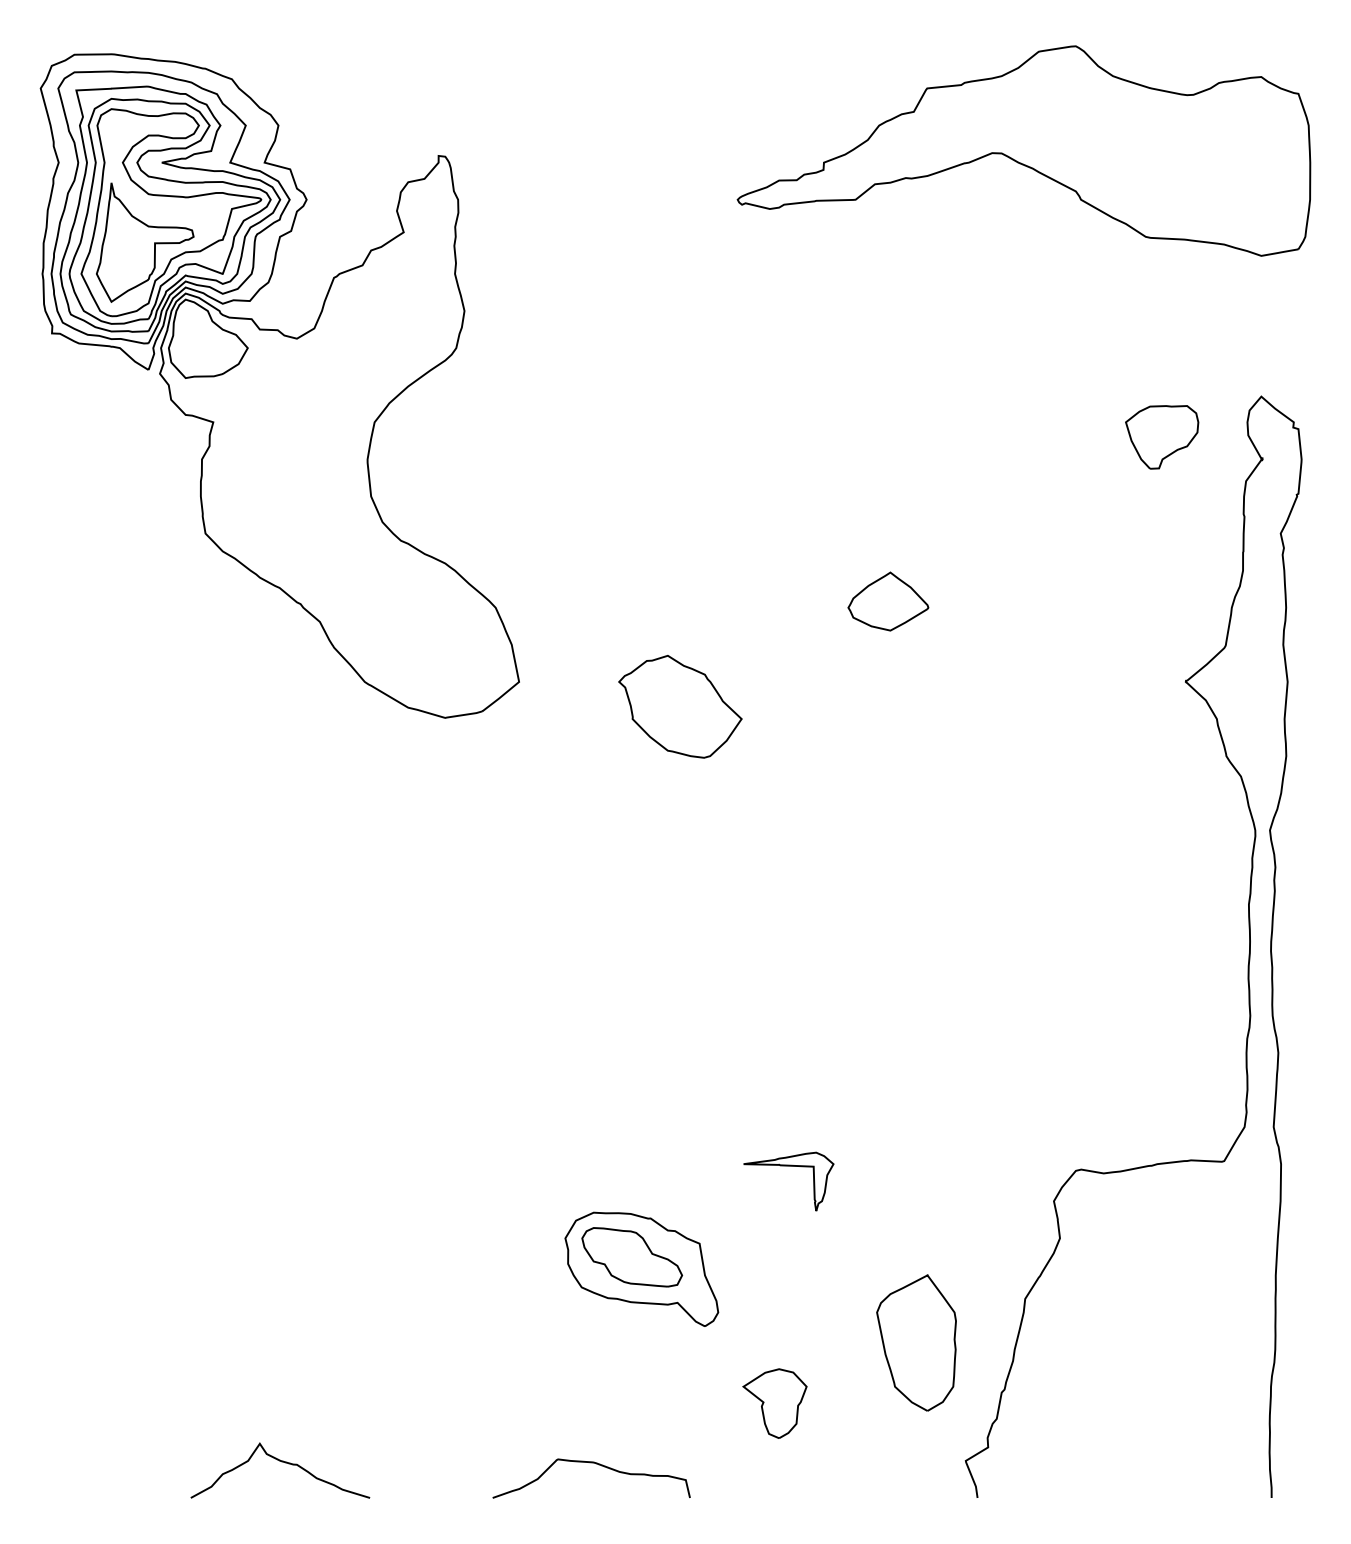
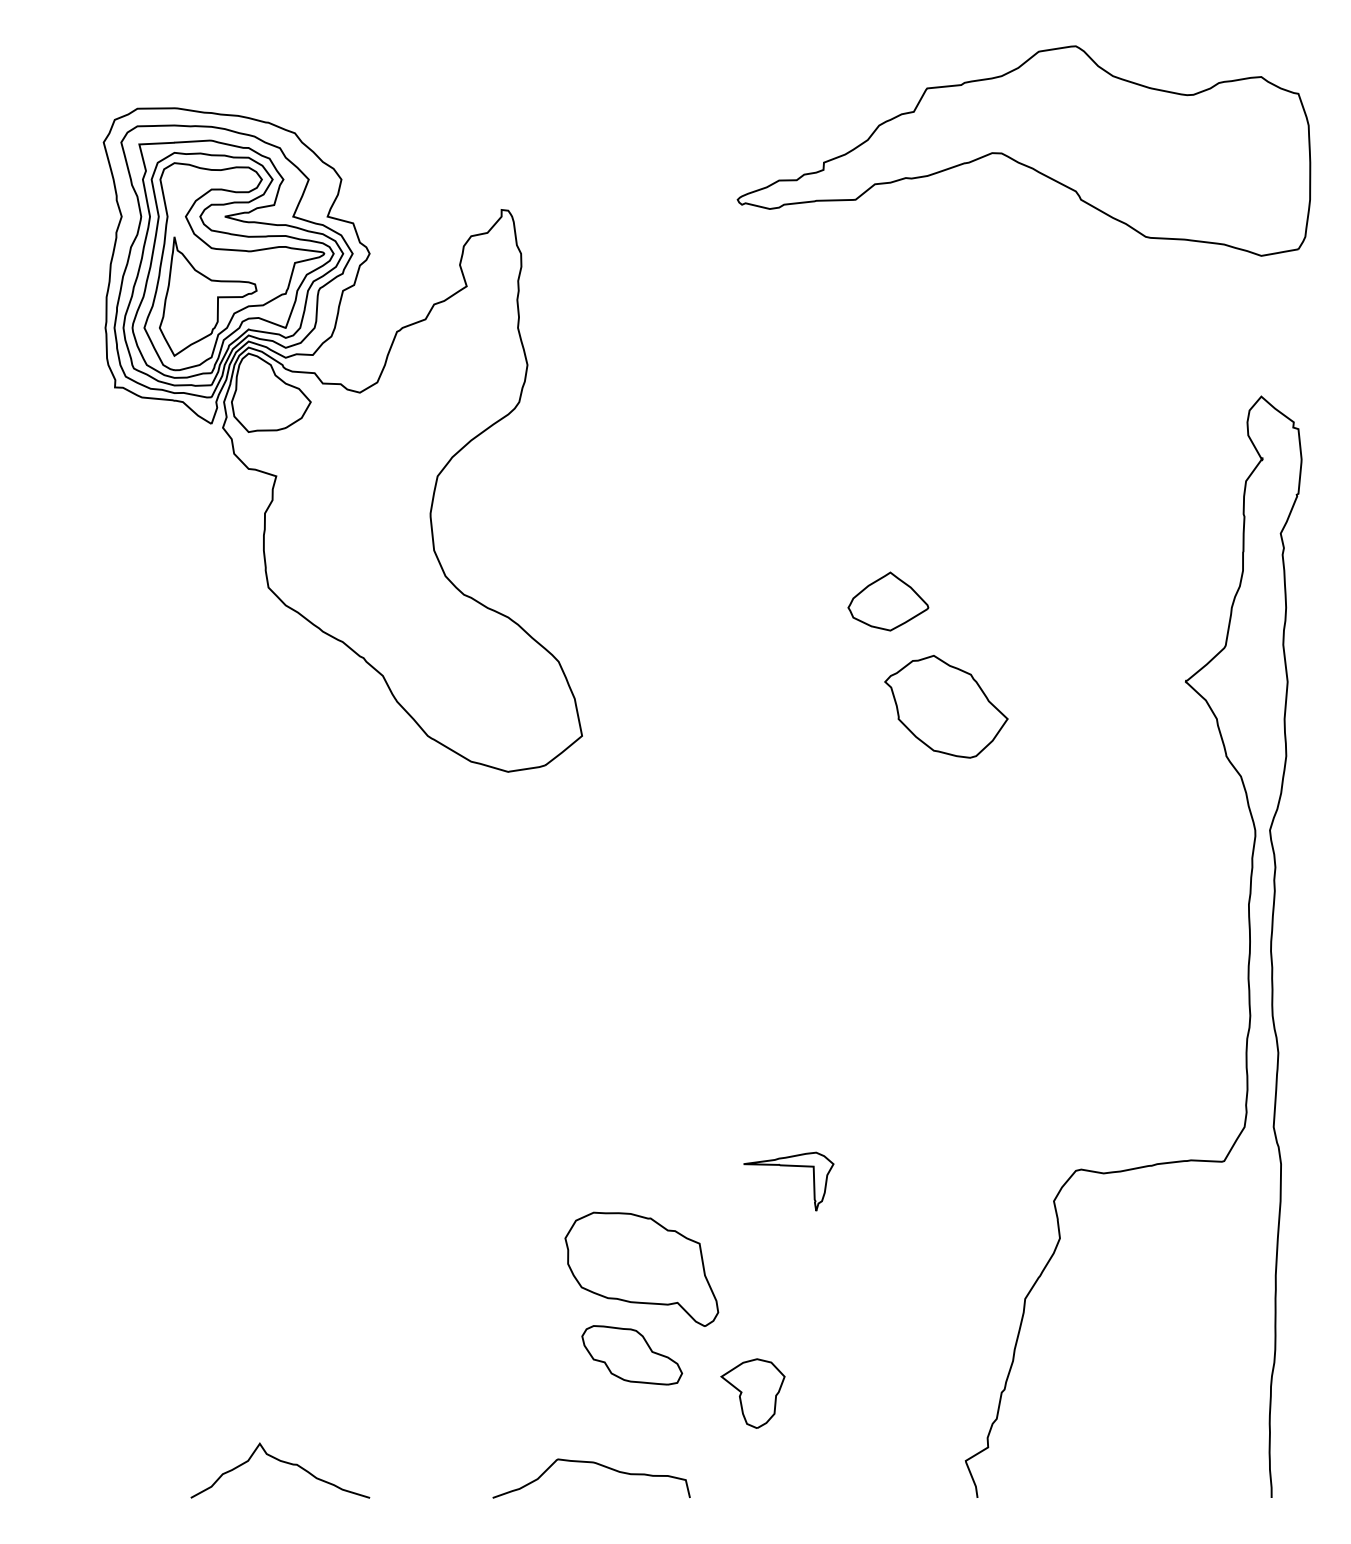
part position: (279, 385) -> (342, 439) (342, 439)
part: present -> none (1162, 437)
part position: (680, 706) -> (946, 706) (946, 706)
part position: (632, 1257) -> (632, 1355) (632, 1355)
part: present -> none (916, 1342)
part position: (774, 1403) -> (752, 1393) (752, 1393)
